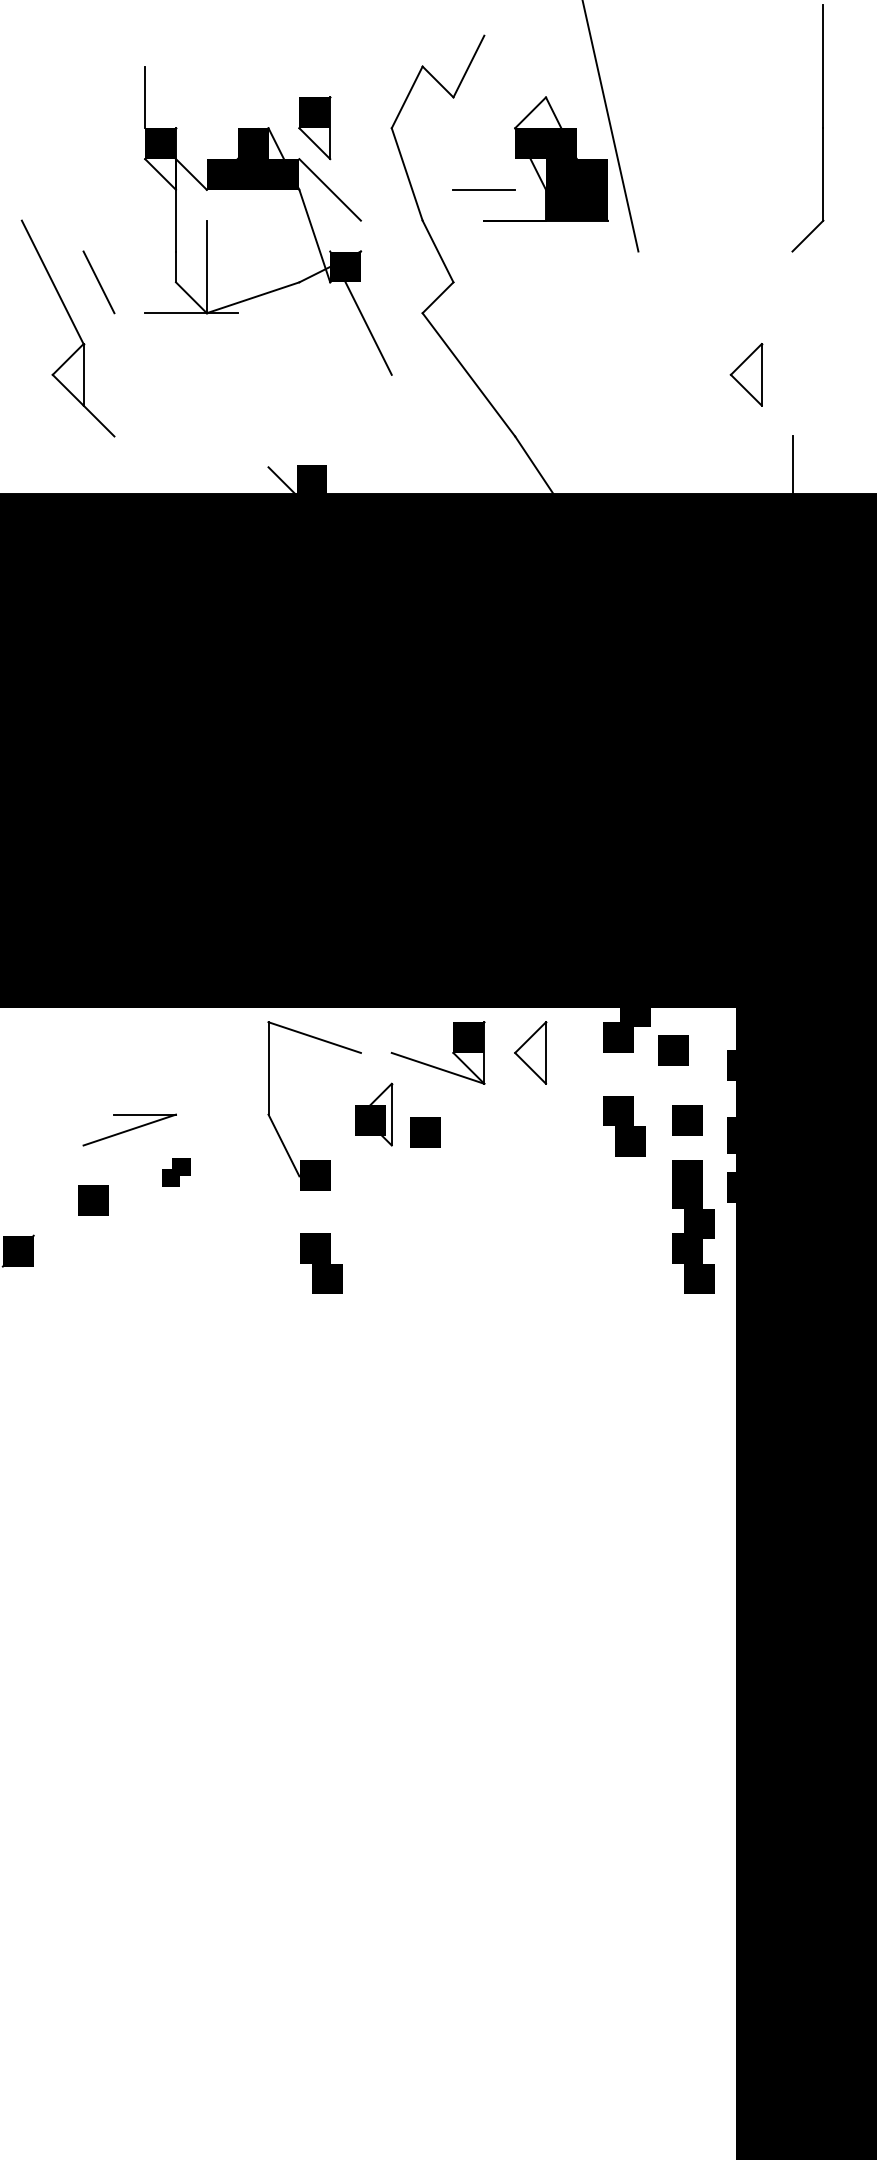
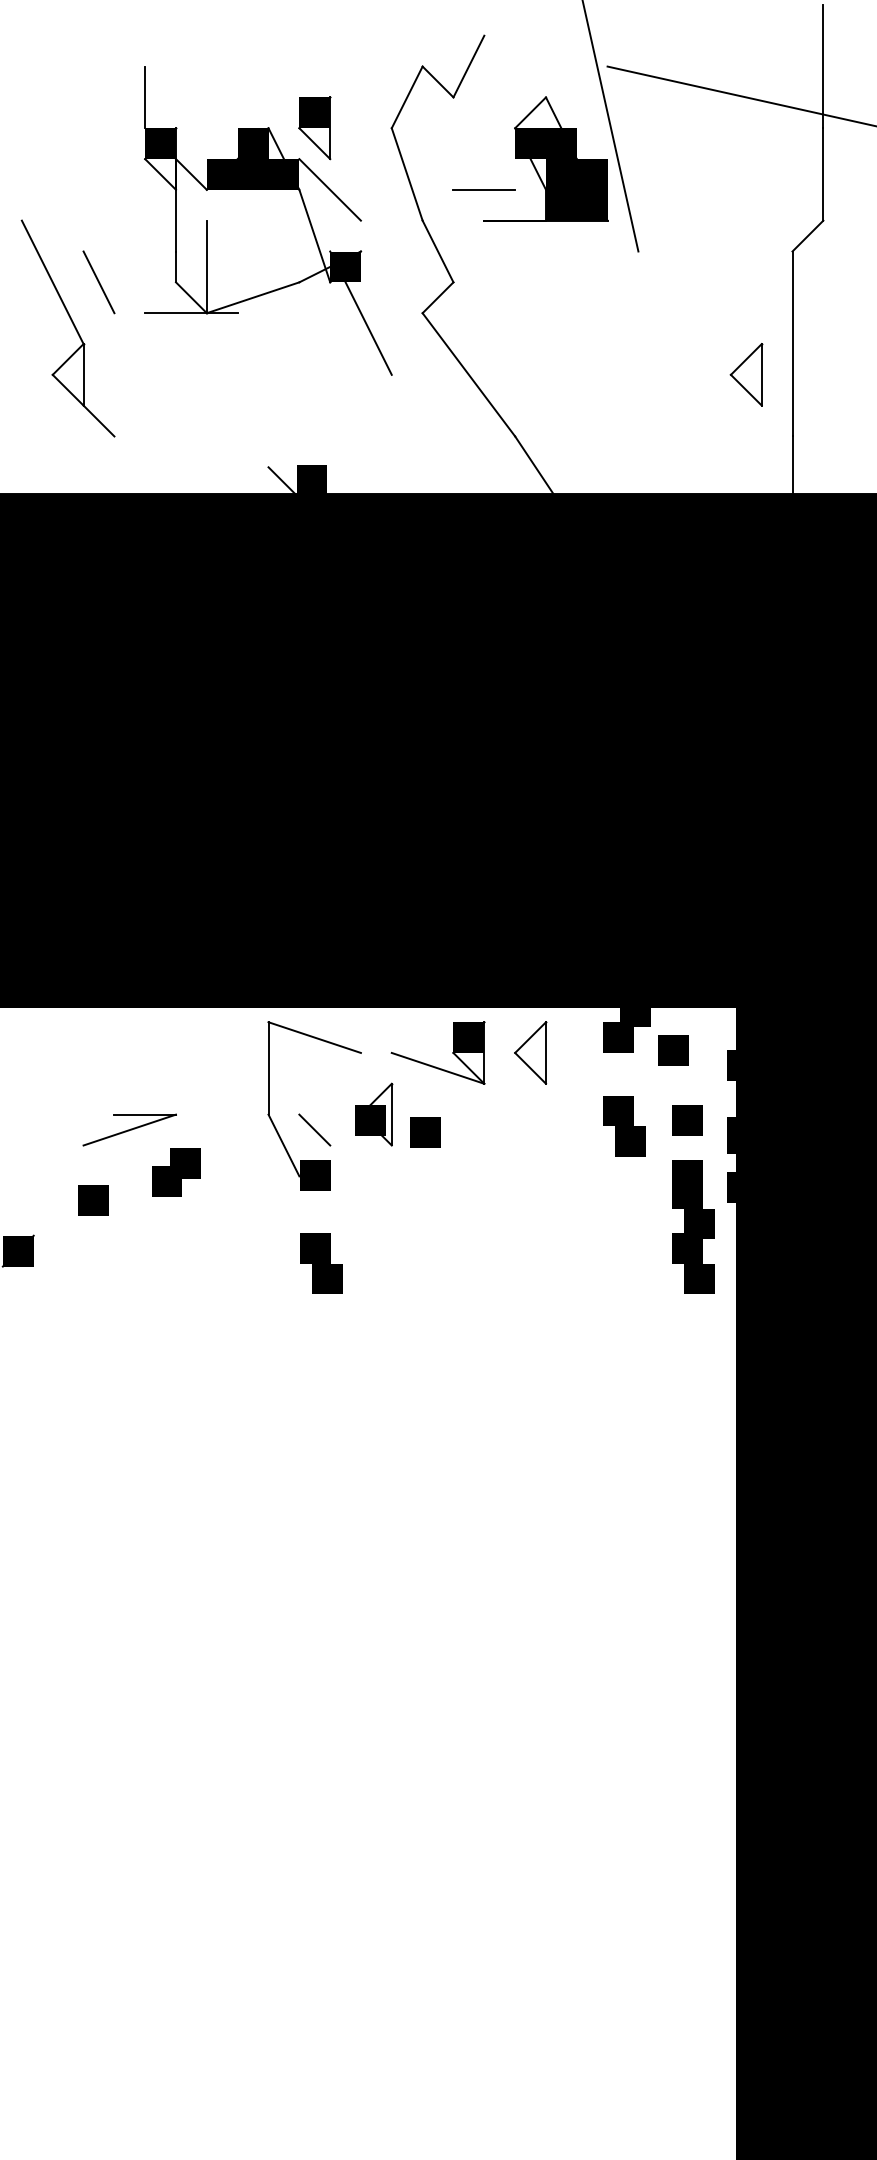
line: none -> present (740, 95)
line: none -> present (792, 343)
line: none -> present (314, 1129)
part size: 29x29 px -> 49x49 px (176, 1172)
